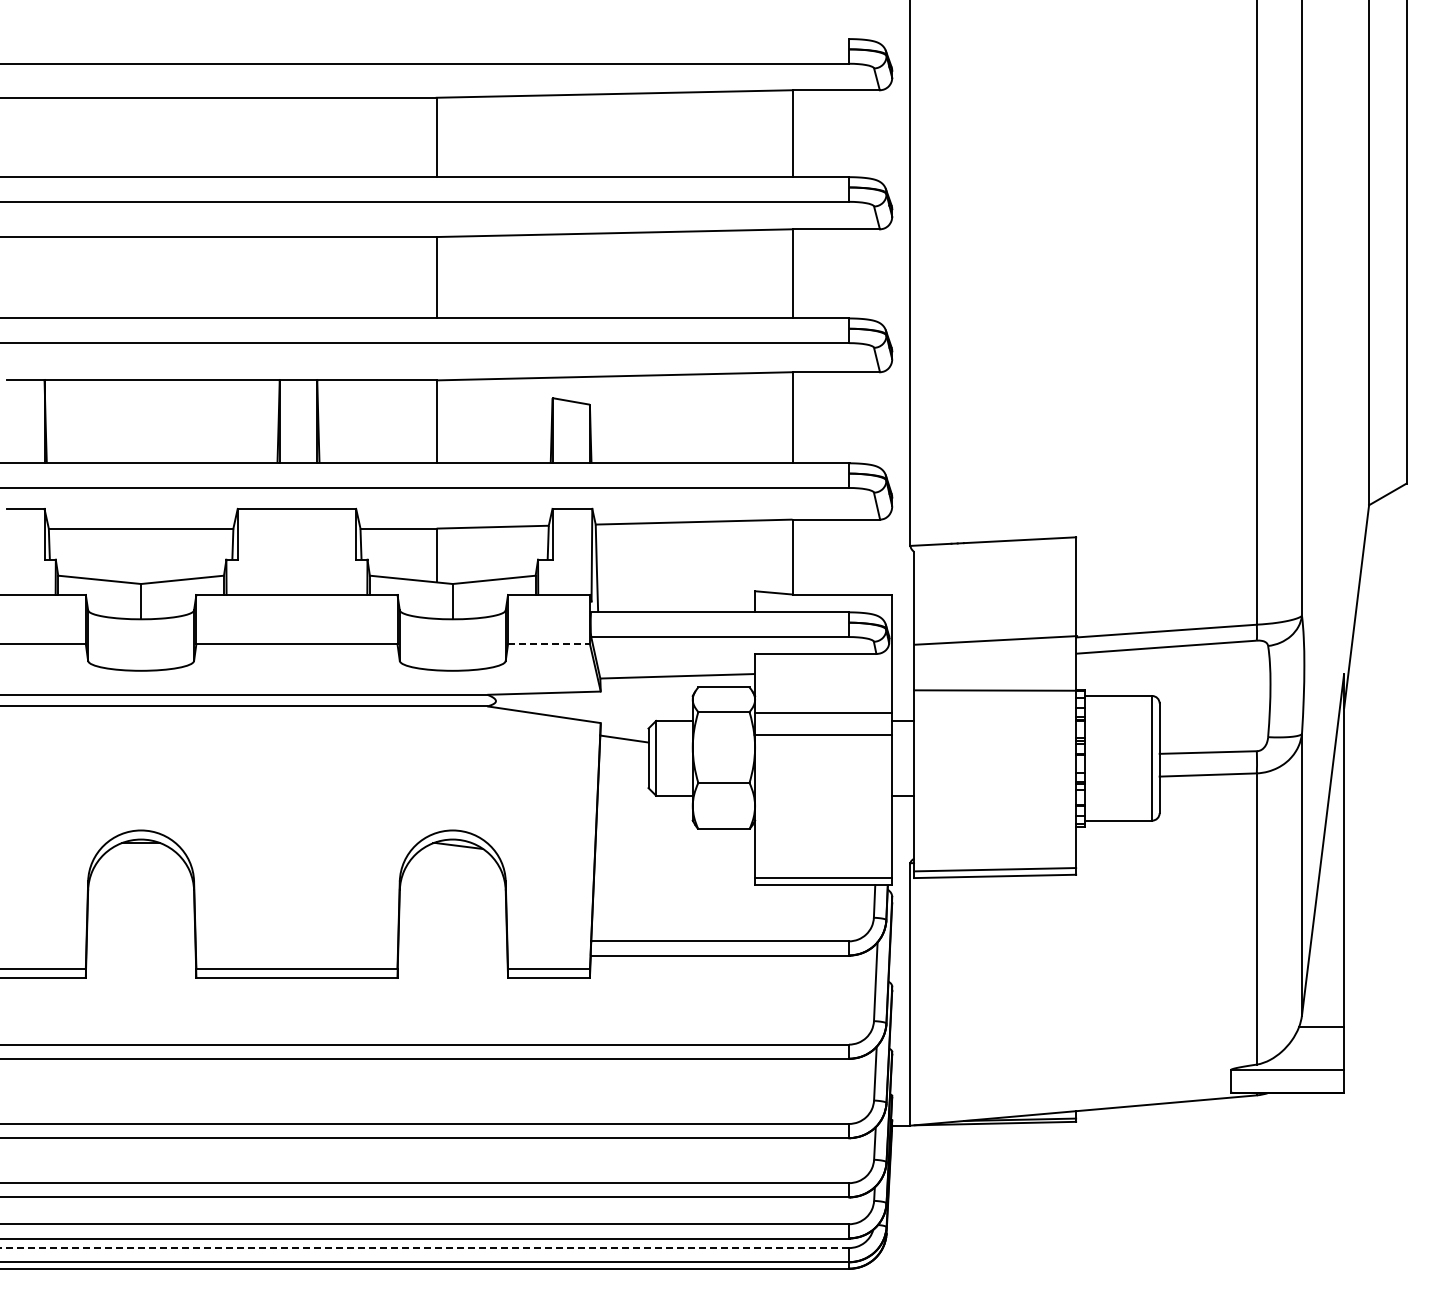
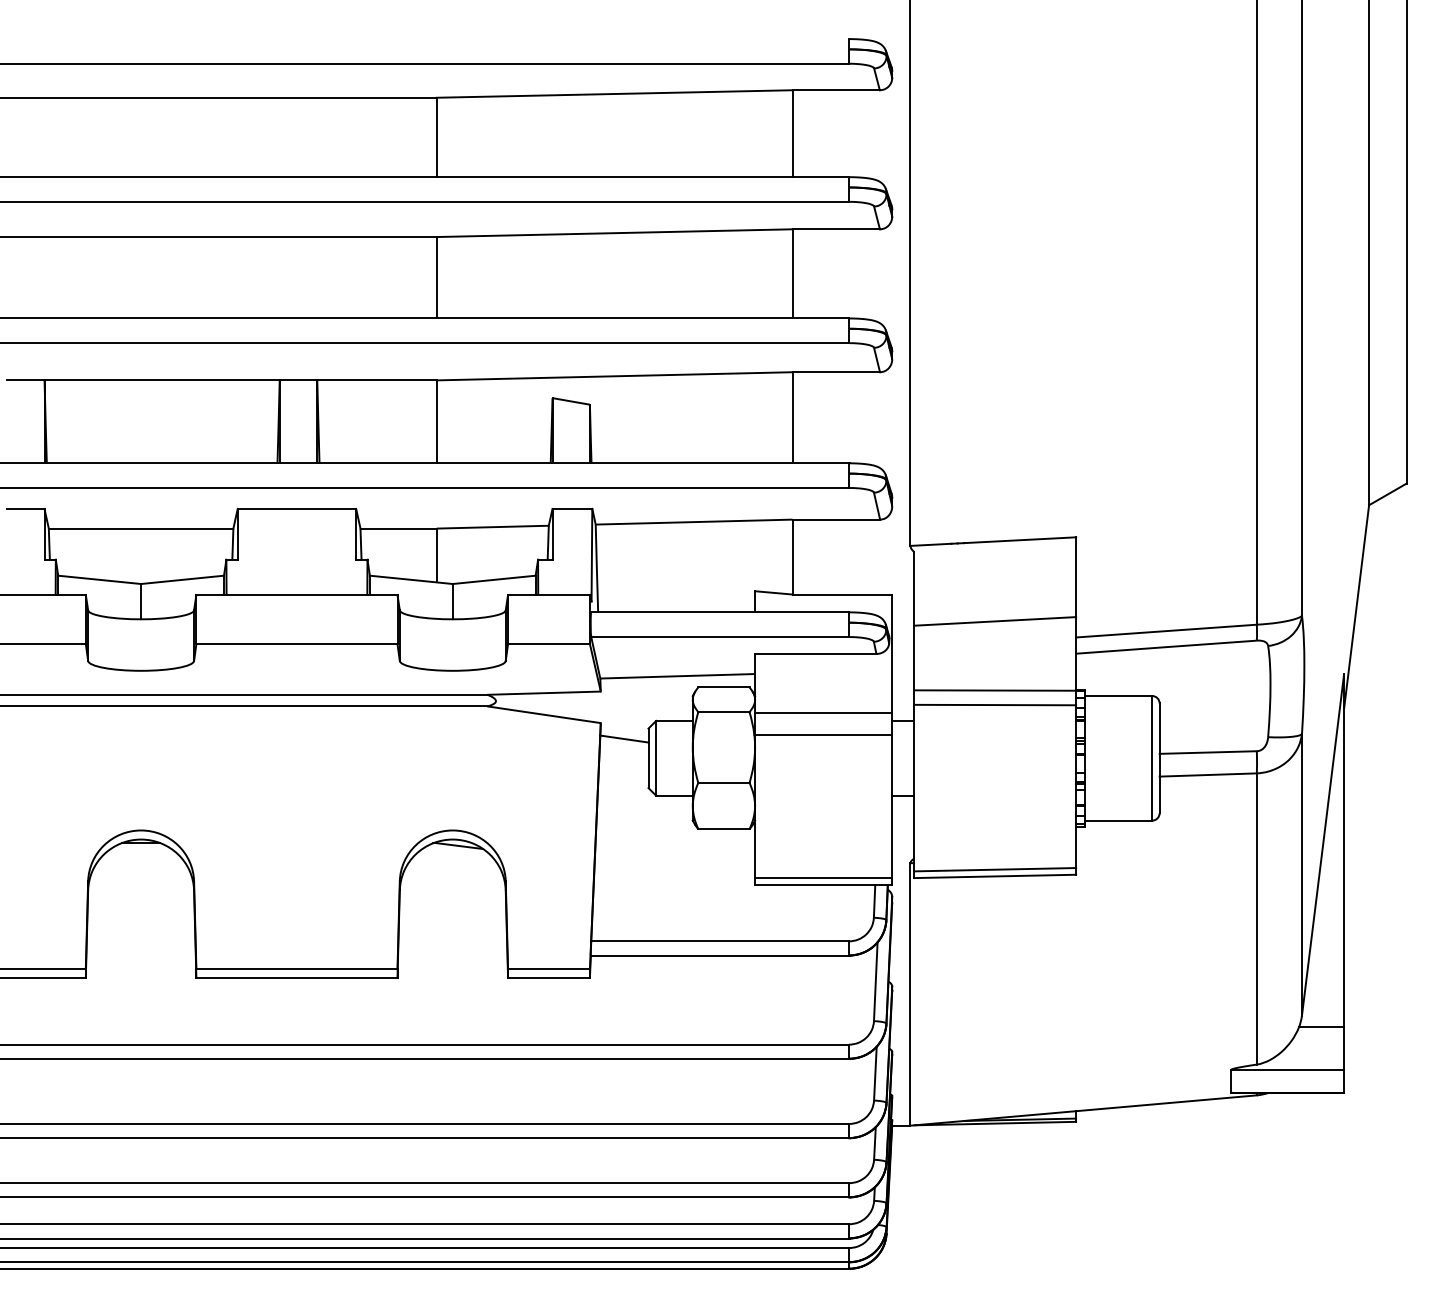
line position: (996, 640) -> (995, 621) (995, 621)
line: dashed -> solid (549, 644)
line: none -> present (995, 704)
line: dashed -> solid (424, 1248)
